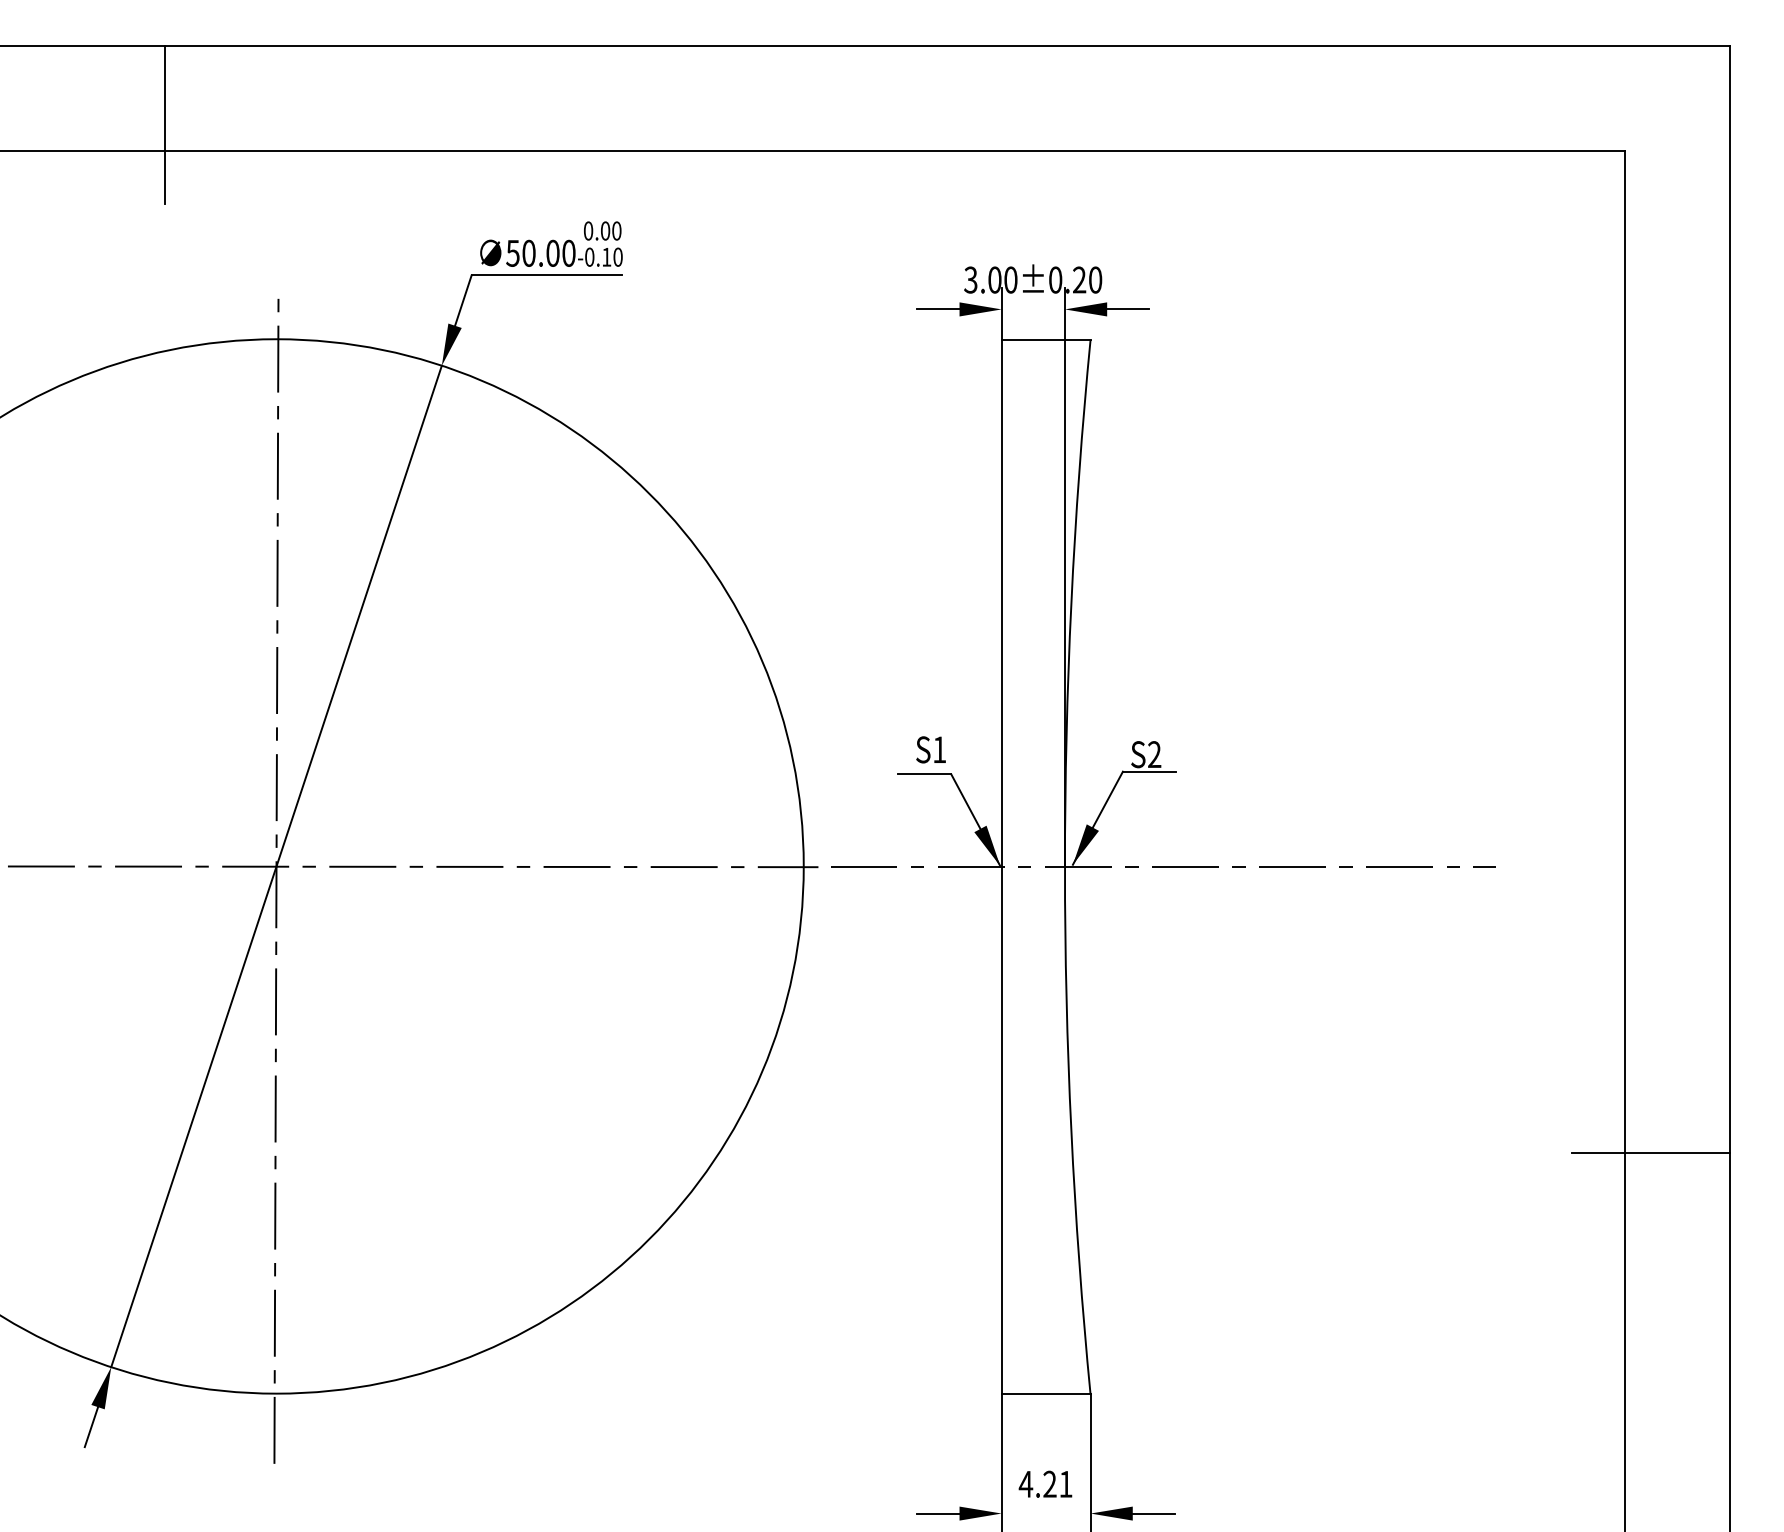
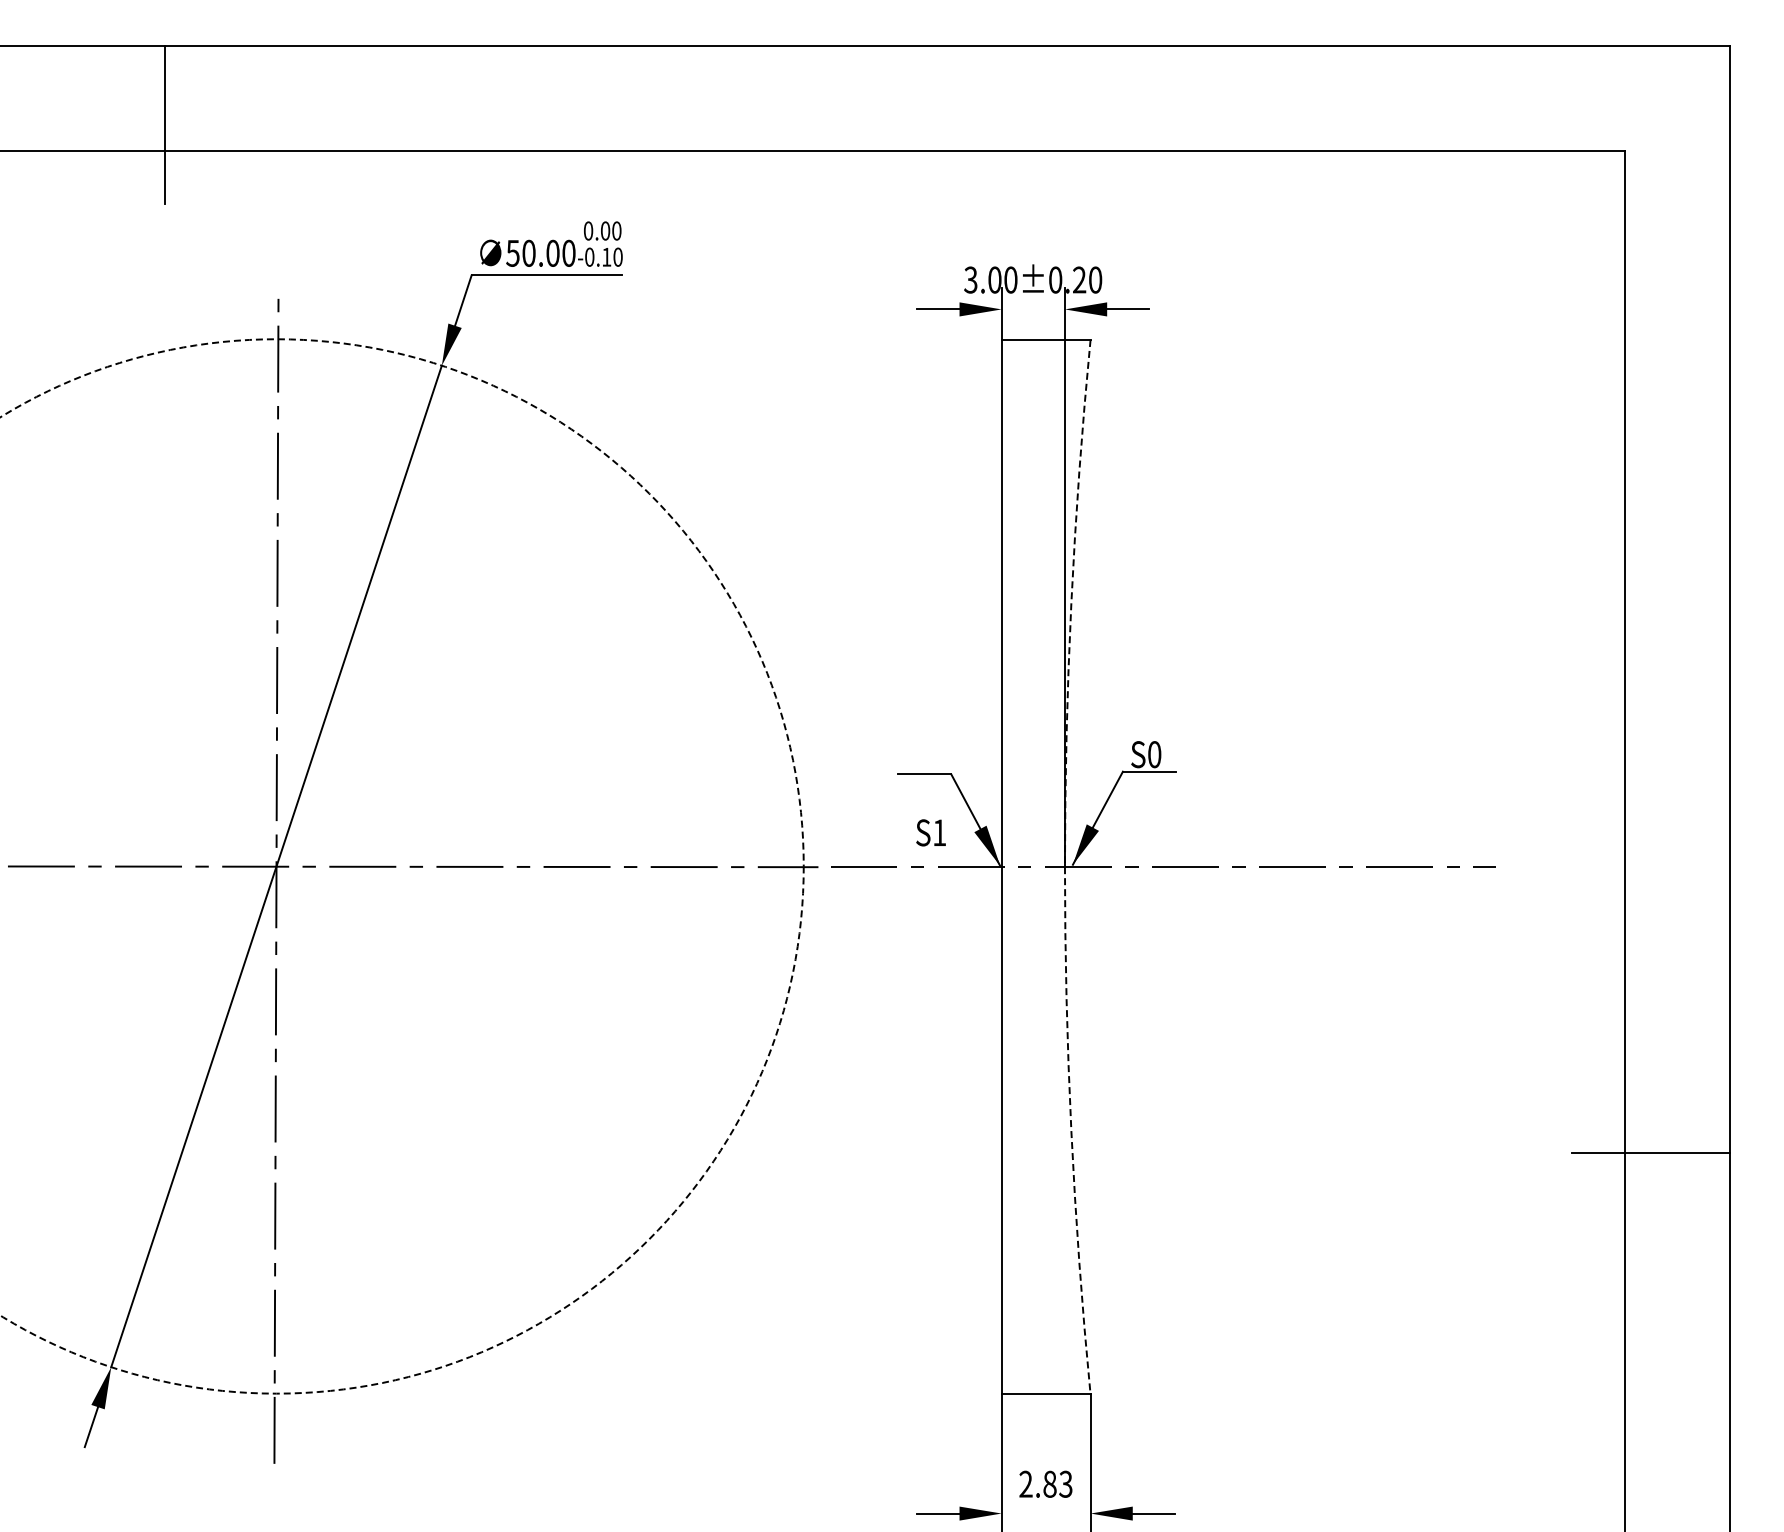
text position: (930, 749) -> (930, 832) (930, 832)
text: S2 -> S0 (1154, 754)
circle: solid -> dashed (401, 866)
arc: solid -> dashed (1064, 867)
text: 4.21 -> 2.83 (1045, 1483)
